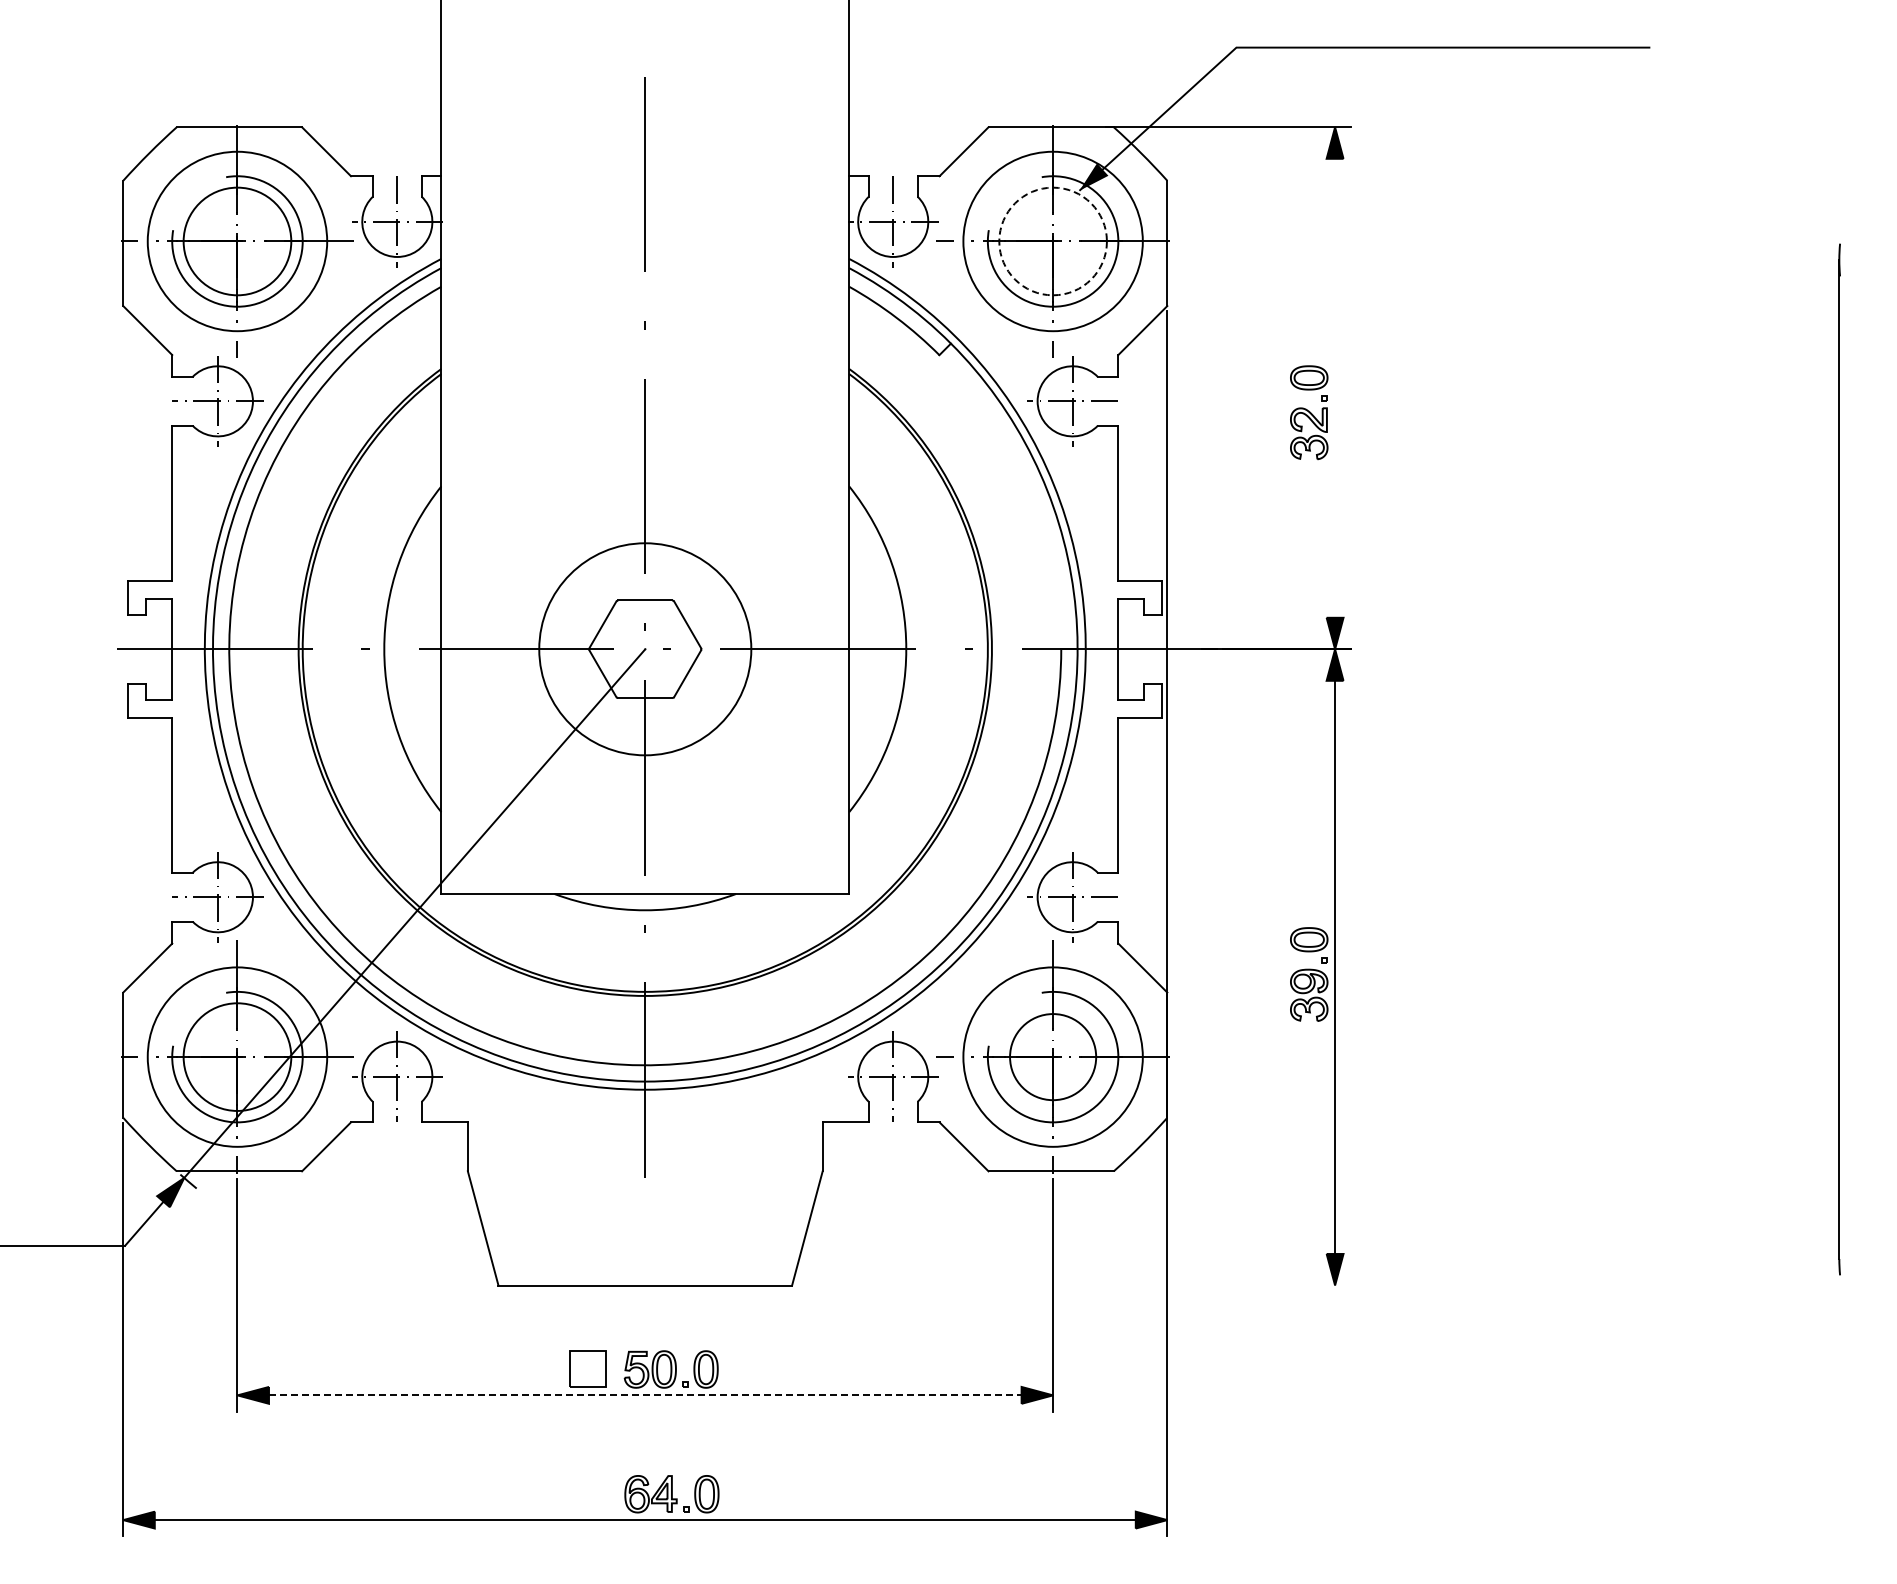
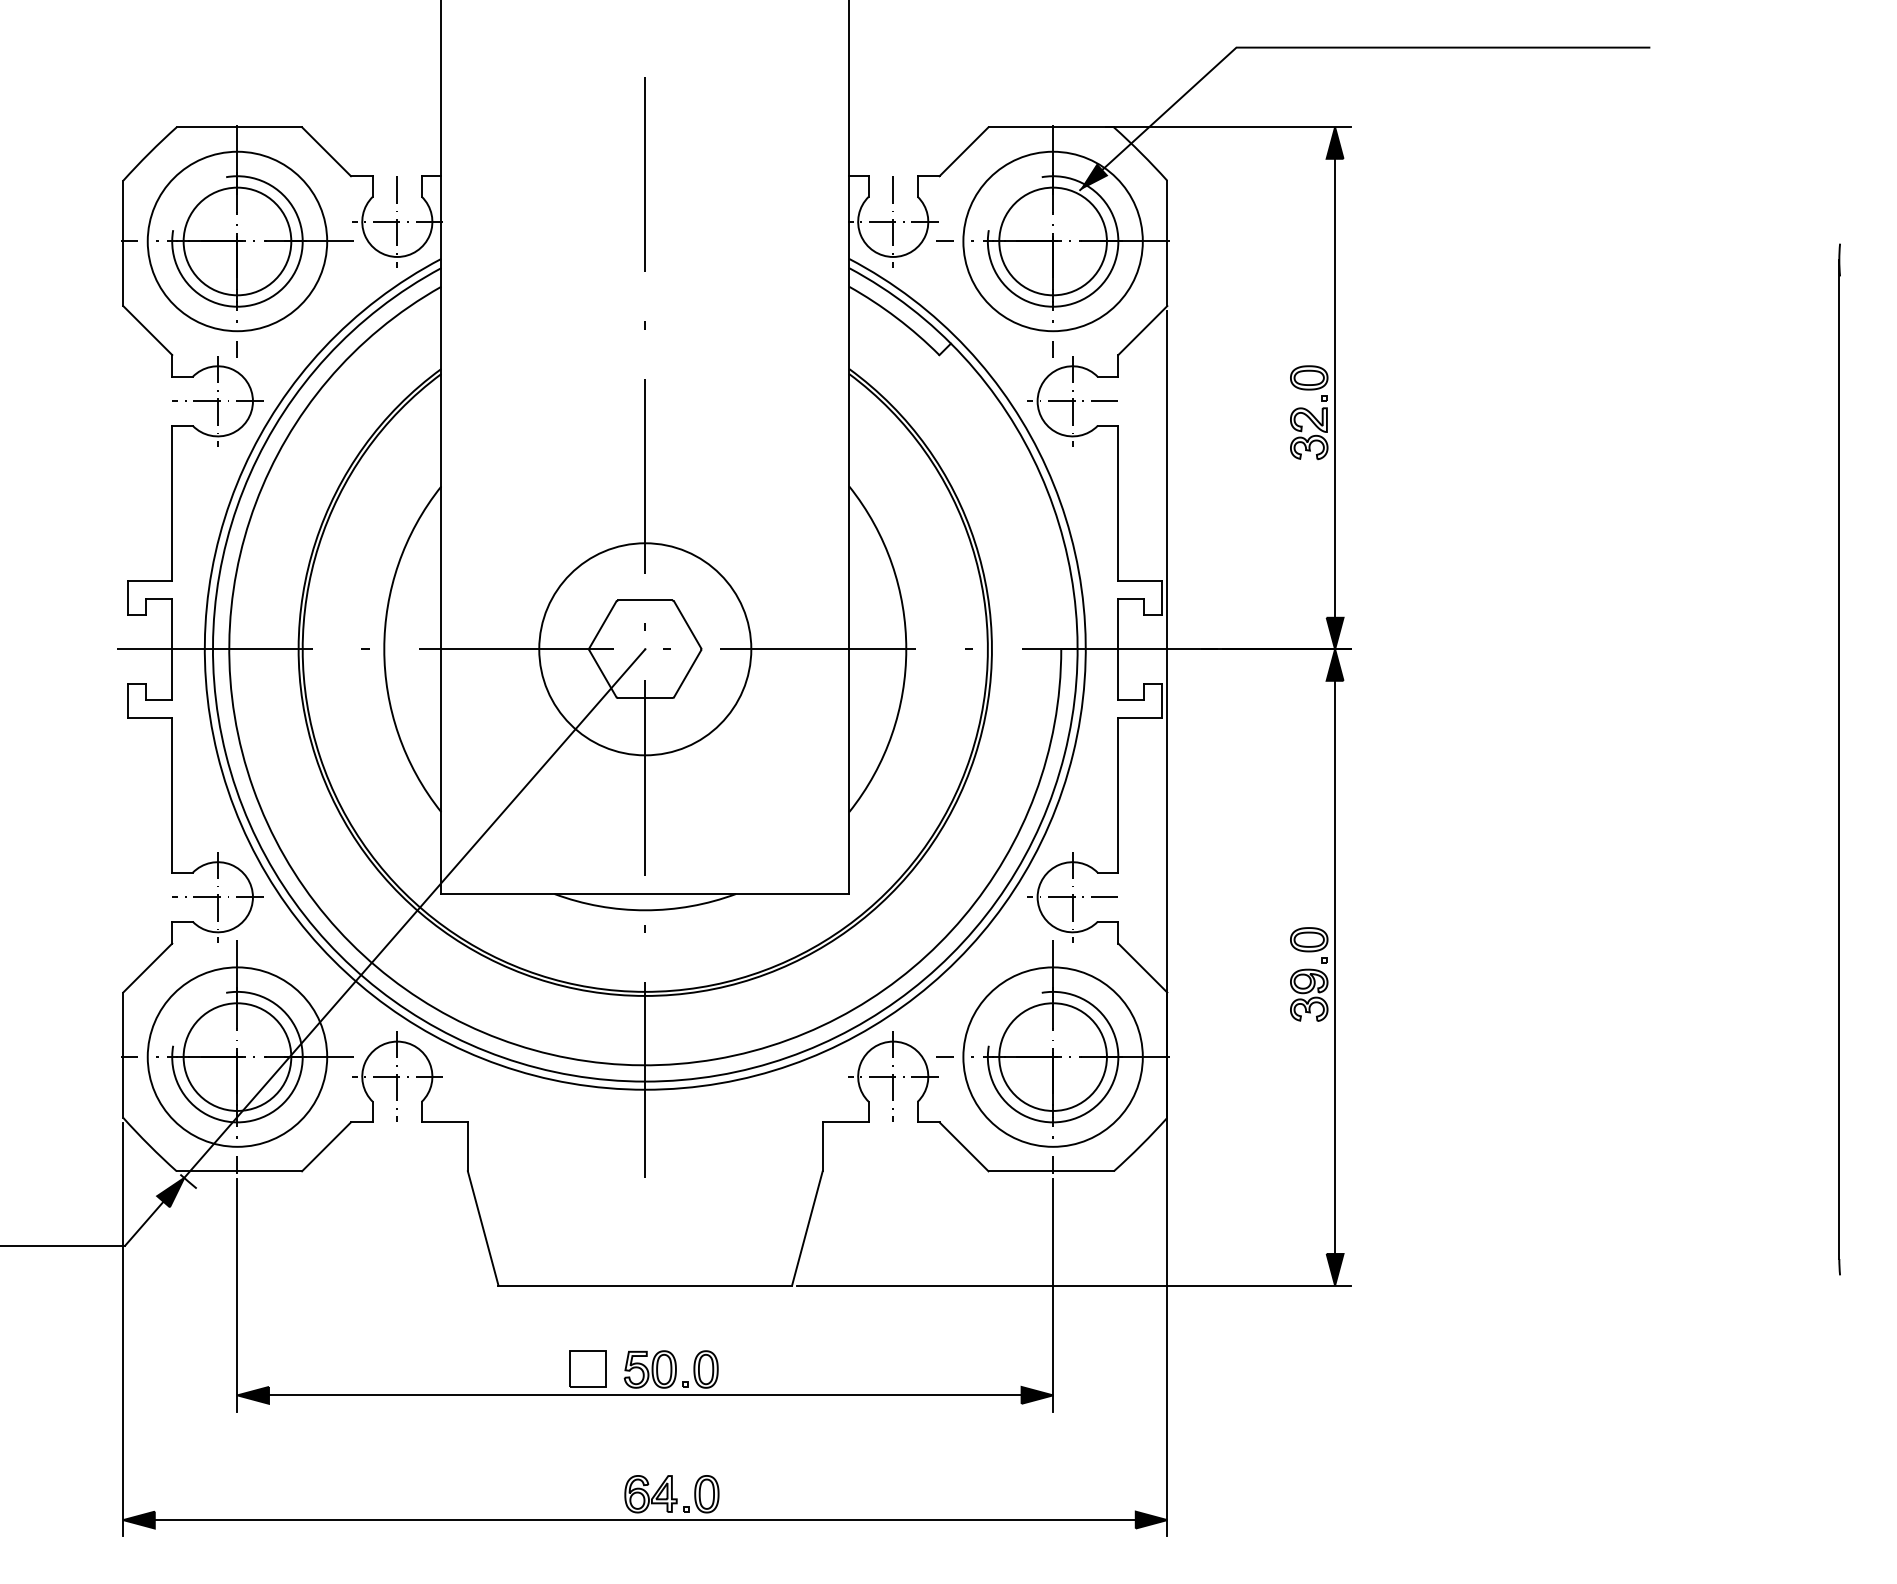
circle: dashed -> solid (1052, 241)
line: none -> present (1335, 387)
circle diameter: 86 px -> 108 px (1052, 1056)
line: none -> present (1074, 1285)
line: dashed -> solid (645, 1395)
